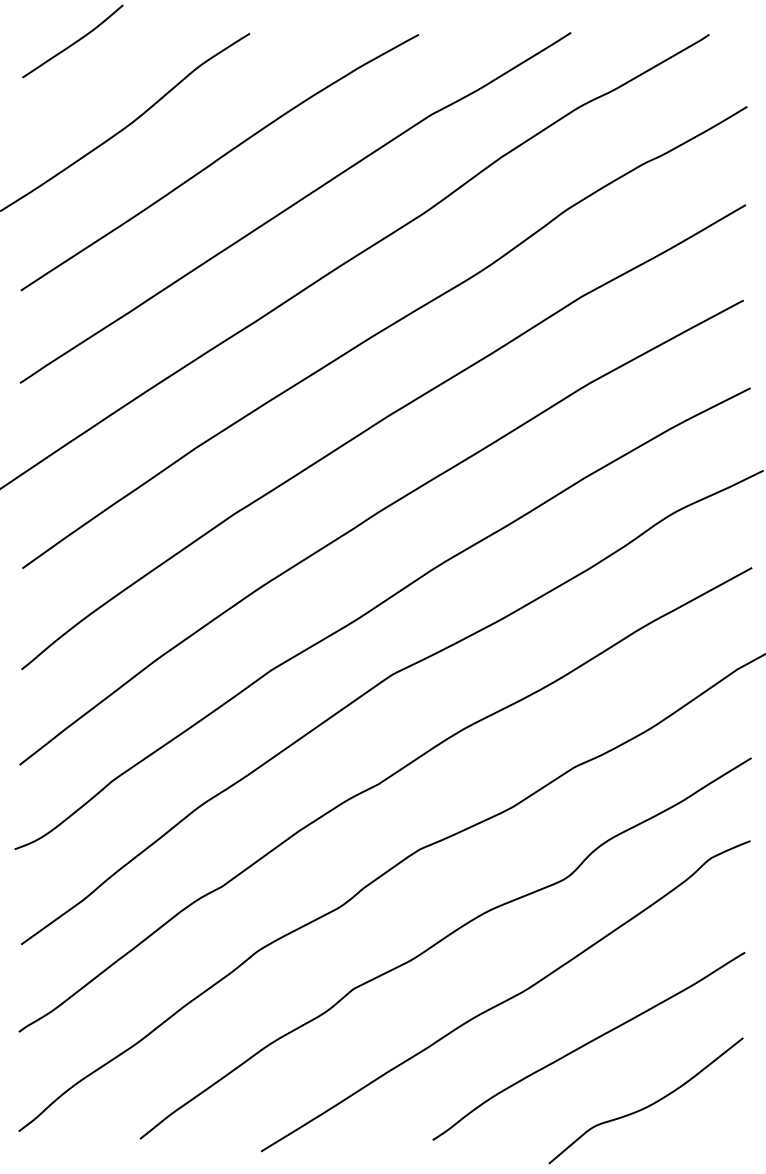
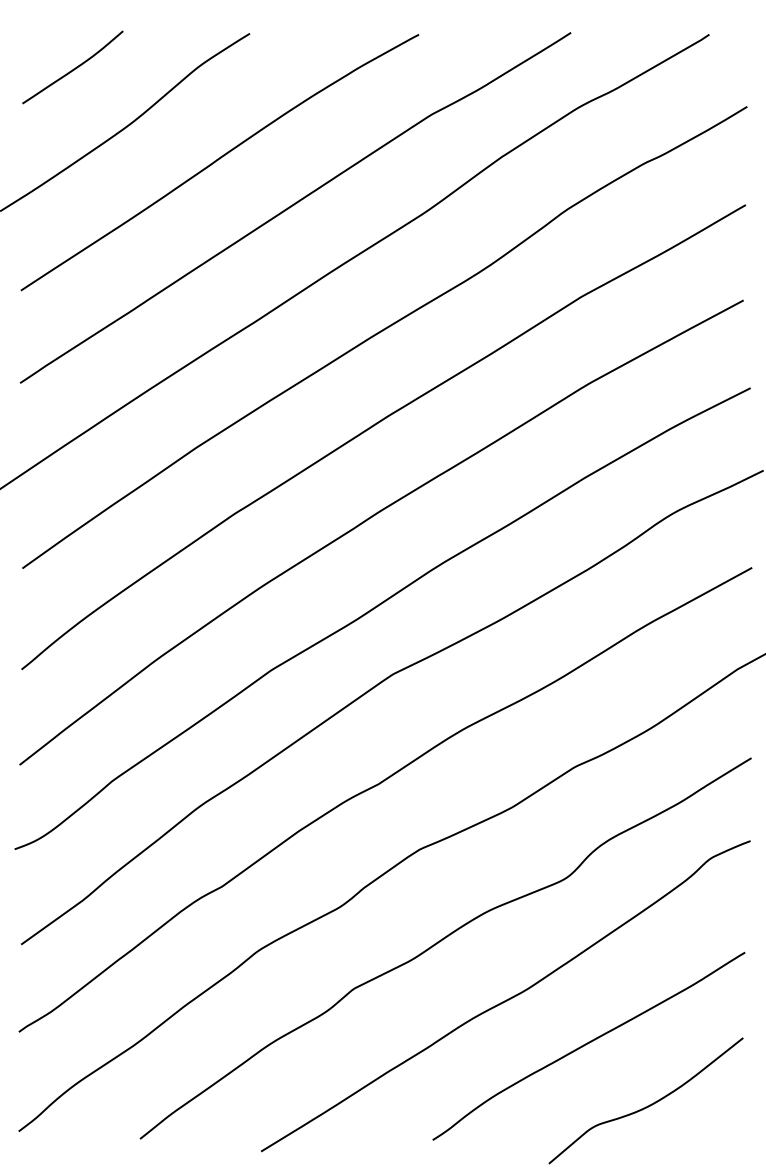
curve position: (73, 42) -> (73, 68) (73, 68)
